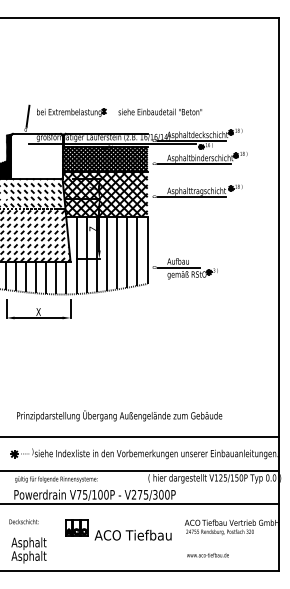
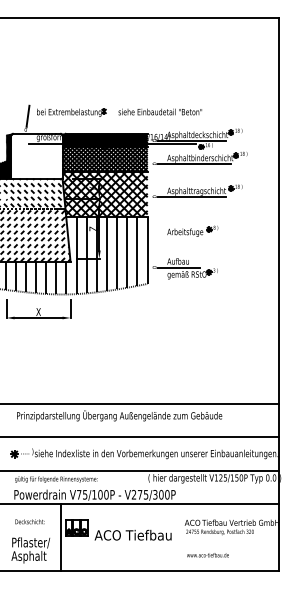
hatch: none -> present (105, 139)
part: none -> present (192, 230)
line: none -> present (140, 403)
text position: (23, 521) -> (29, 521) (29, 521)
line: none -> present (60, 537)
text: Asphalt -> Pflaster/ (30, 543)
